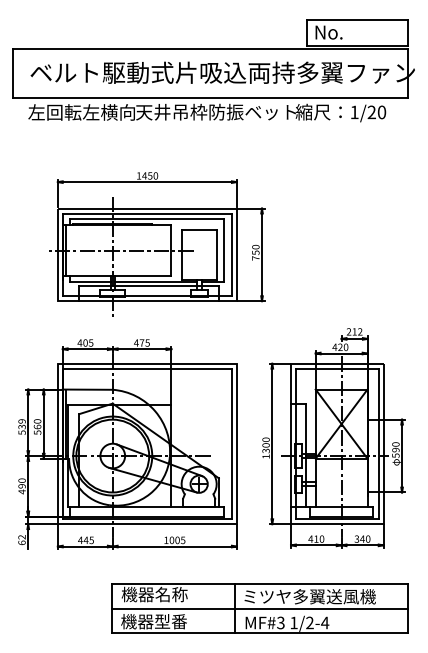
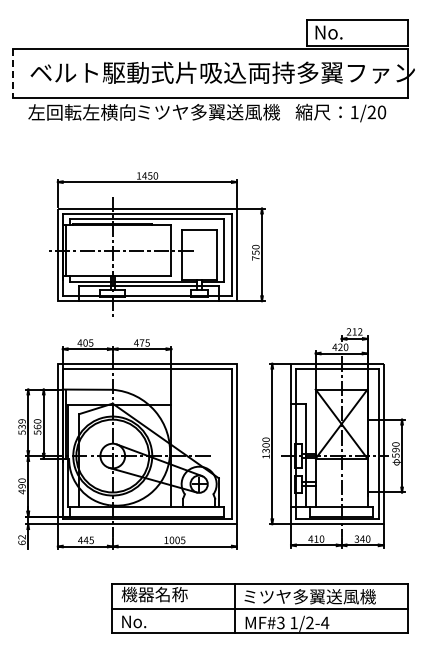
line: solid -> dashed (12, 73)
text: 天井吊枠防振ベット -> ミツヤ多翼送風機 (215, 111)
text: 機器型番 -> No. (153, 621)
